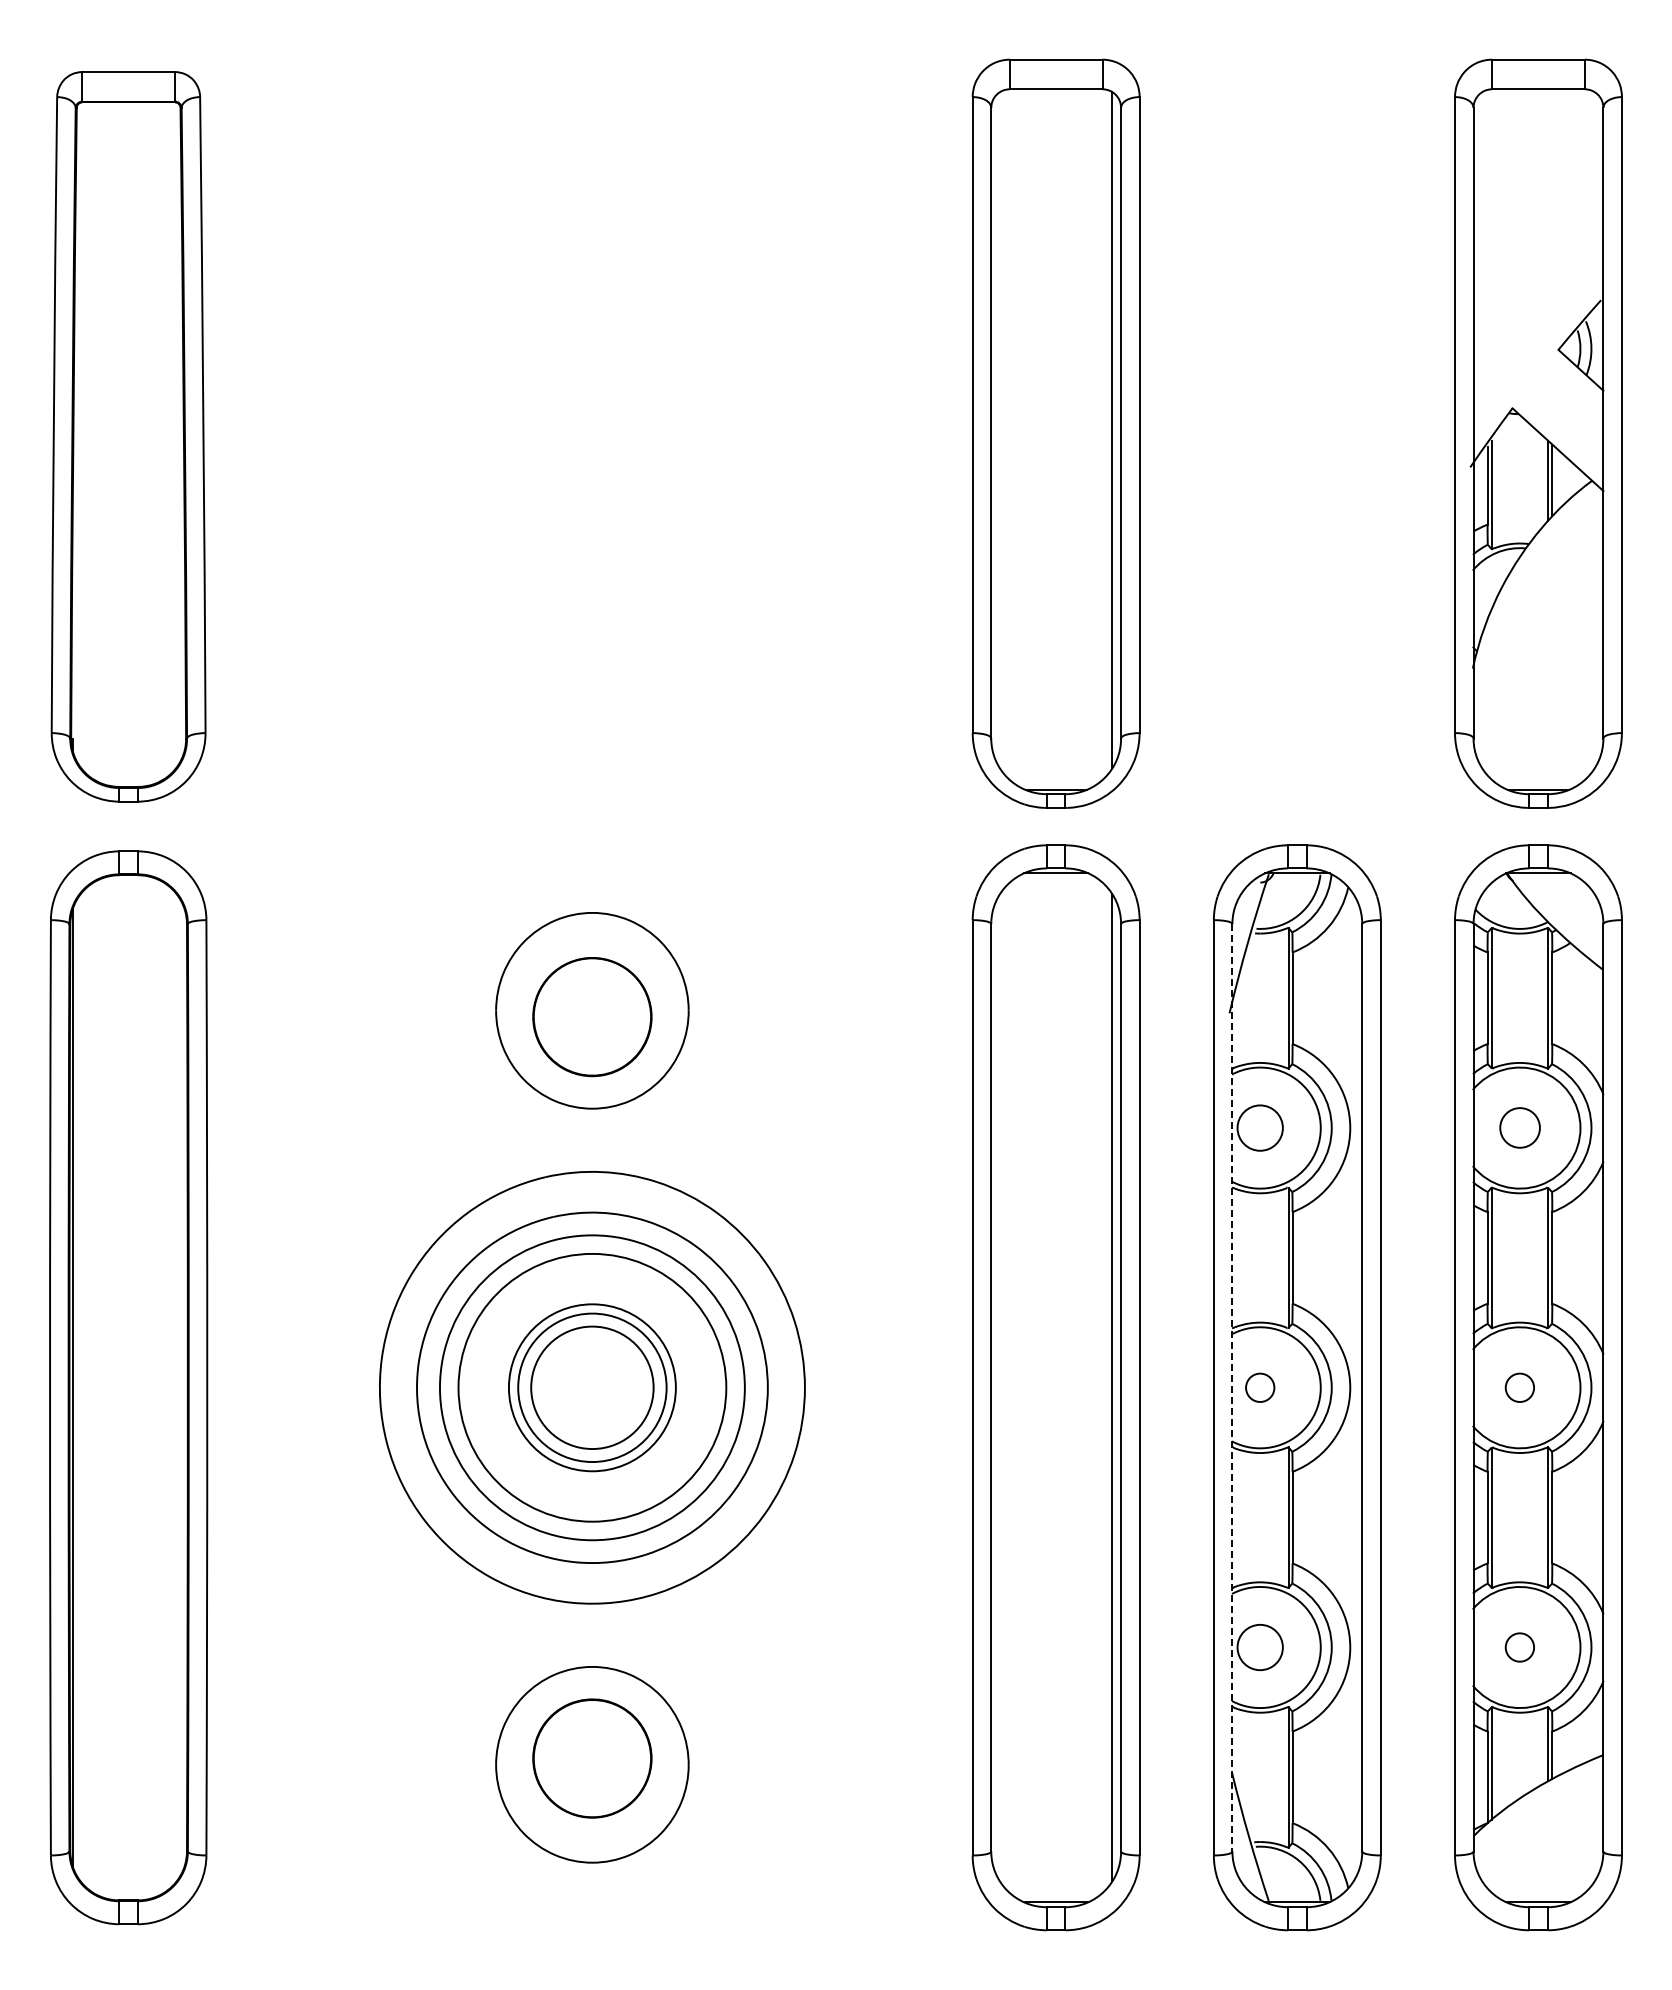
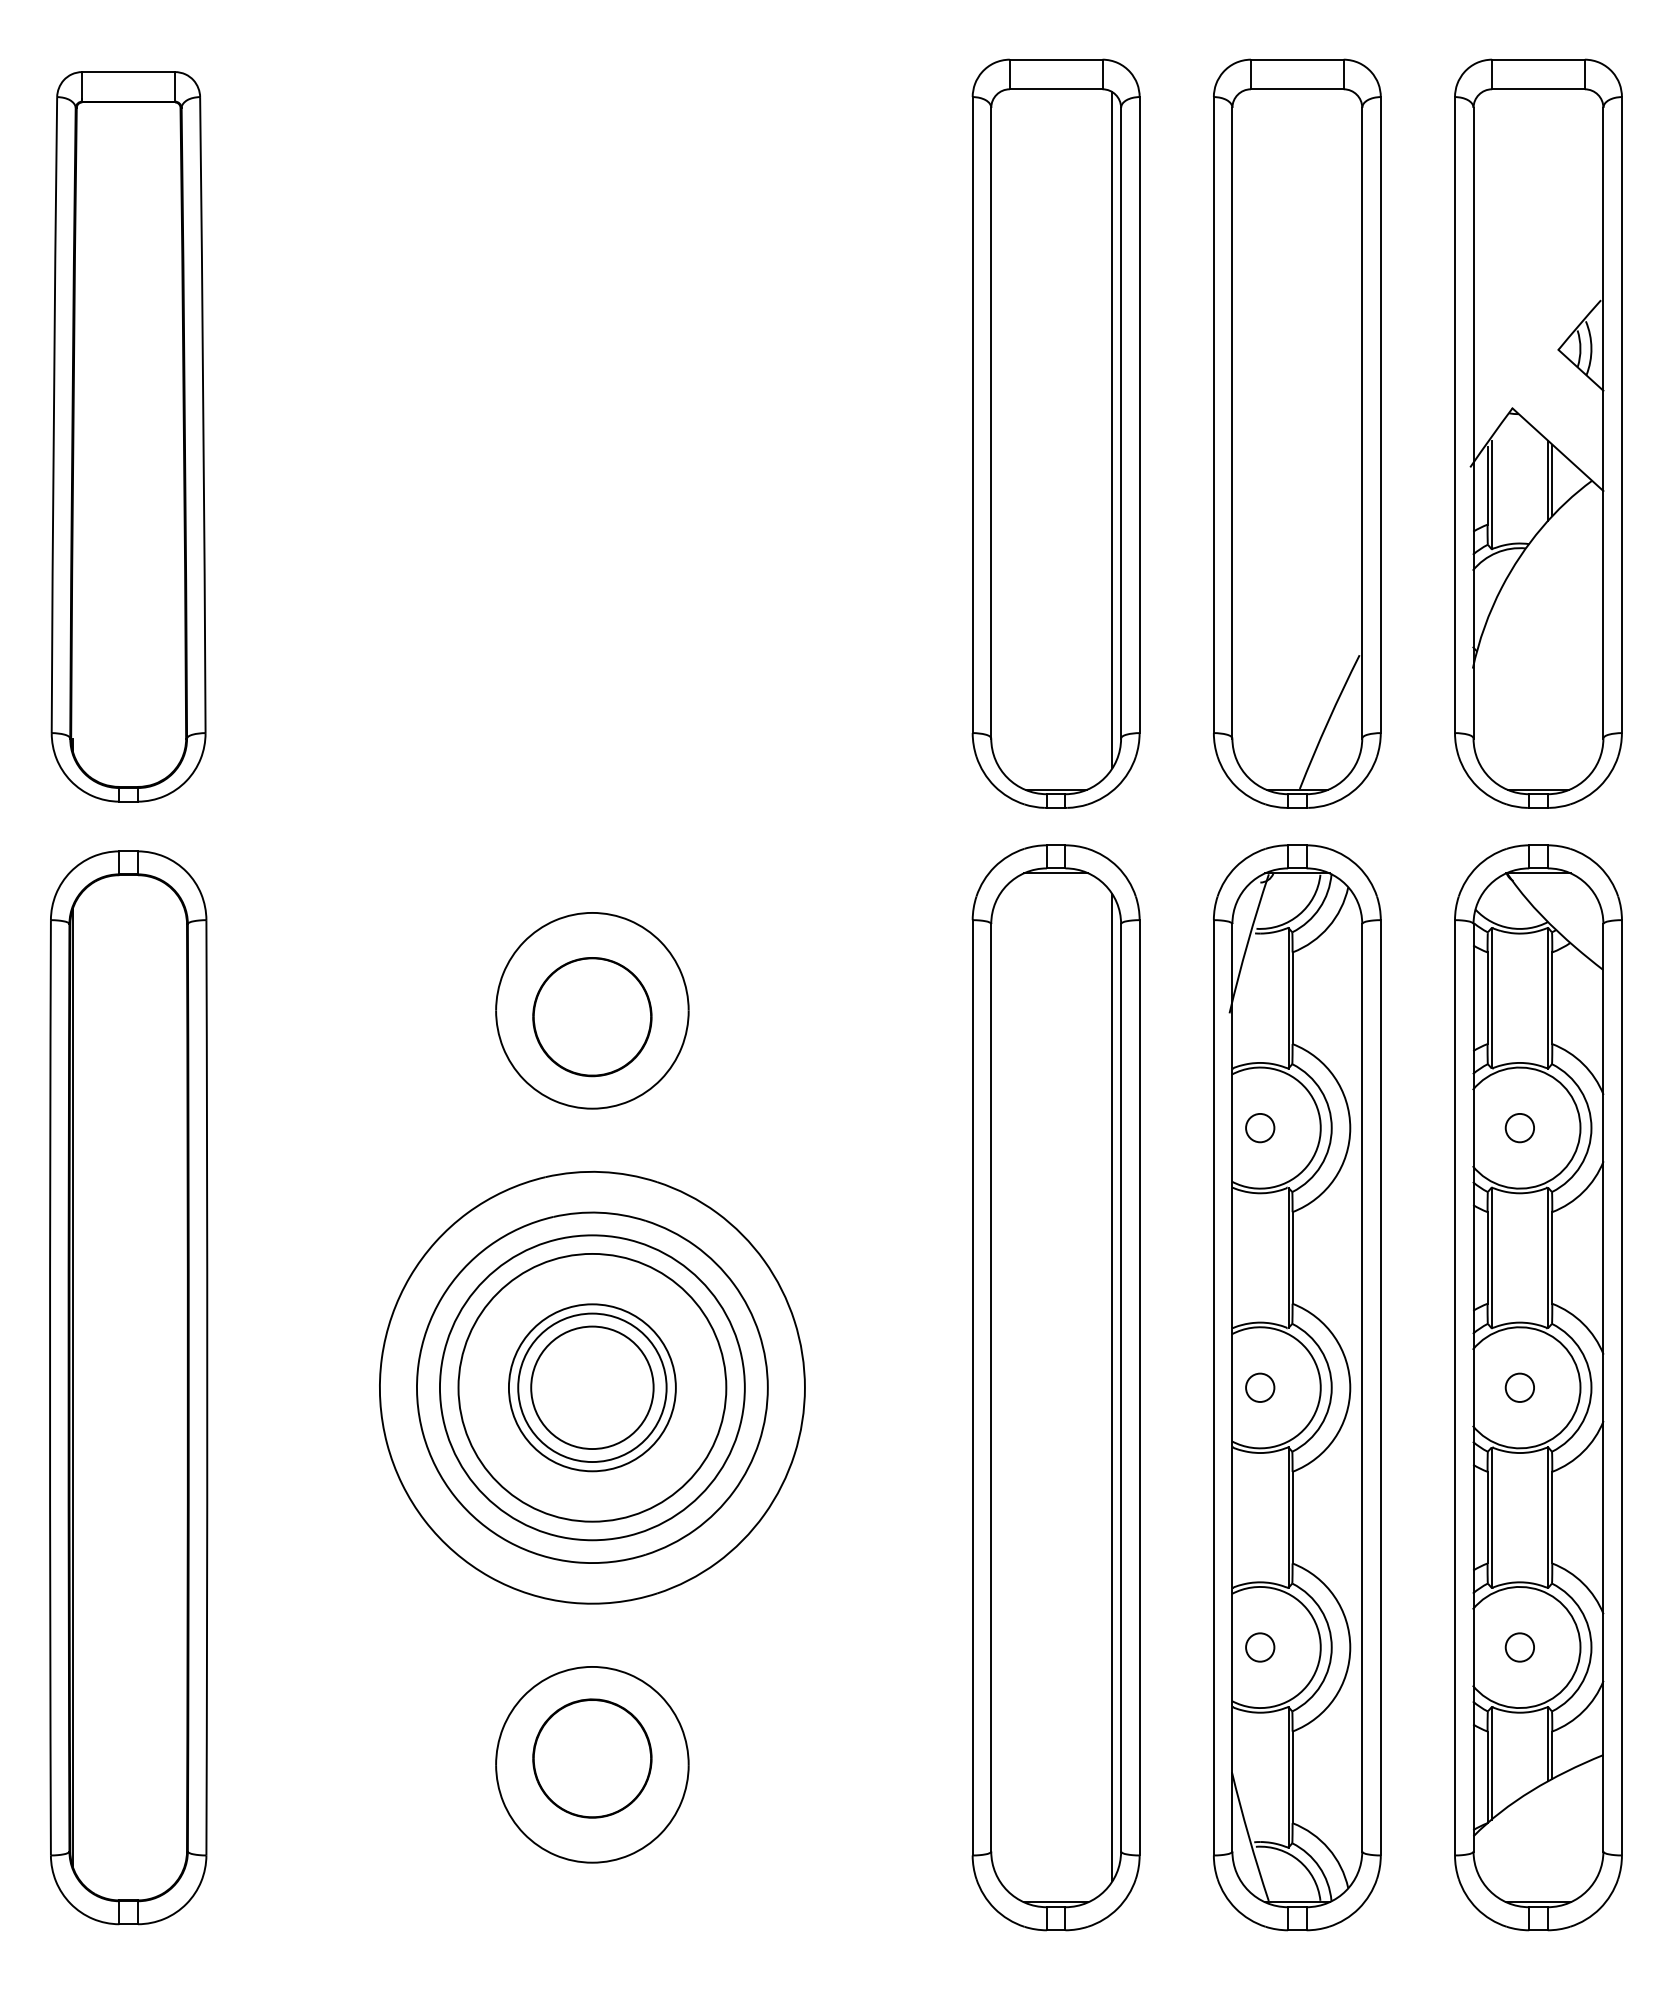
part: none -> present (1297, 433)
circle diameter: 45 px -> 28 px (1260, 1127)
circle size: 42x42 px -> 31x31 px (1519, 1128)
line: dashed -> solid (1232, 1387)
circle diameter: 45 px -> 28 px (1260, 1647)
